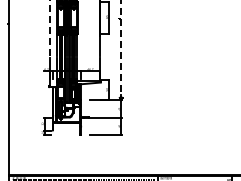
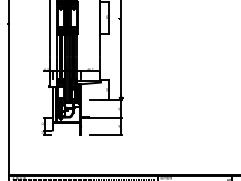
line: dashed -> solid (49, 28)
line: dashed -> solid (121, 49)
